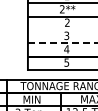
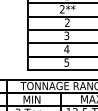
line: none -> present (61, 30)
line: dashed -> solid (62, 43)
